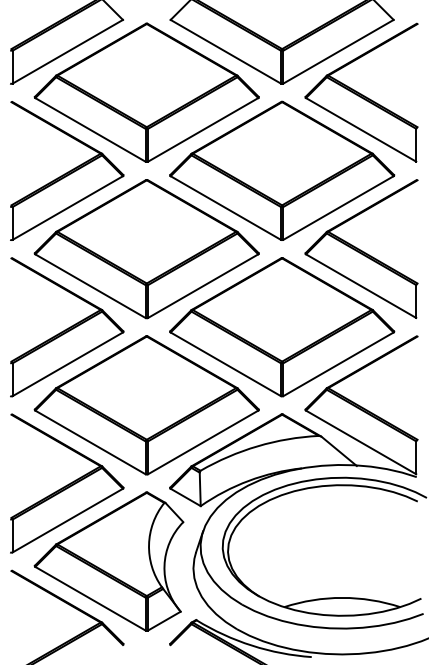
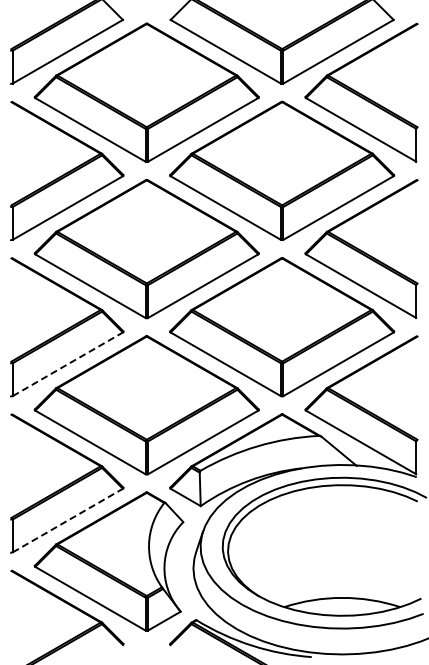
line: solid -> dashed (67, 364)
line: solid -> dashed (67, 520)
